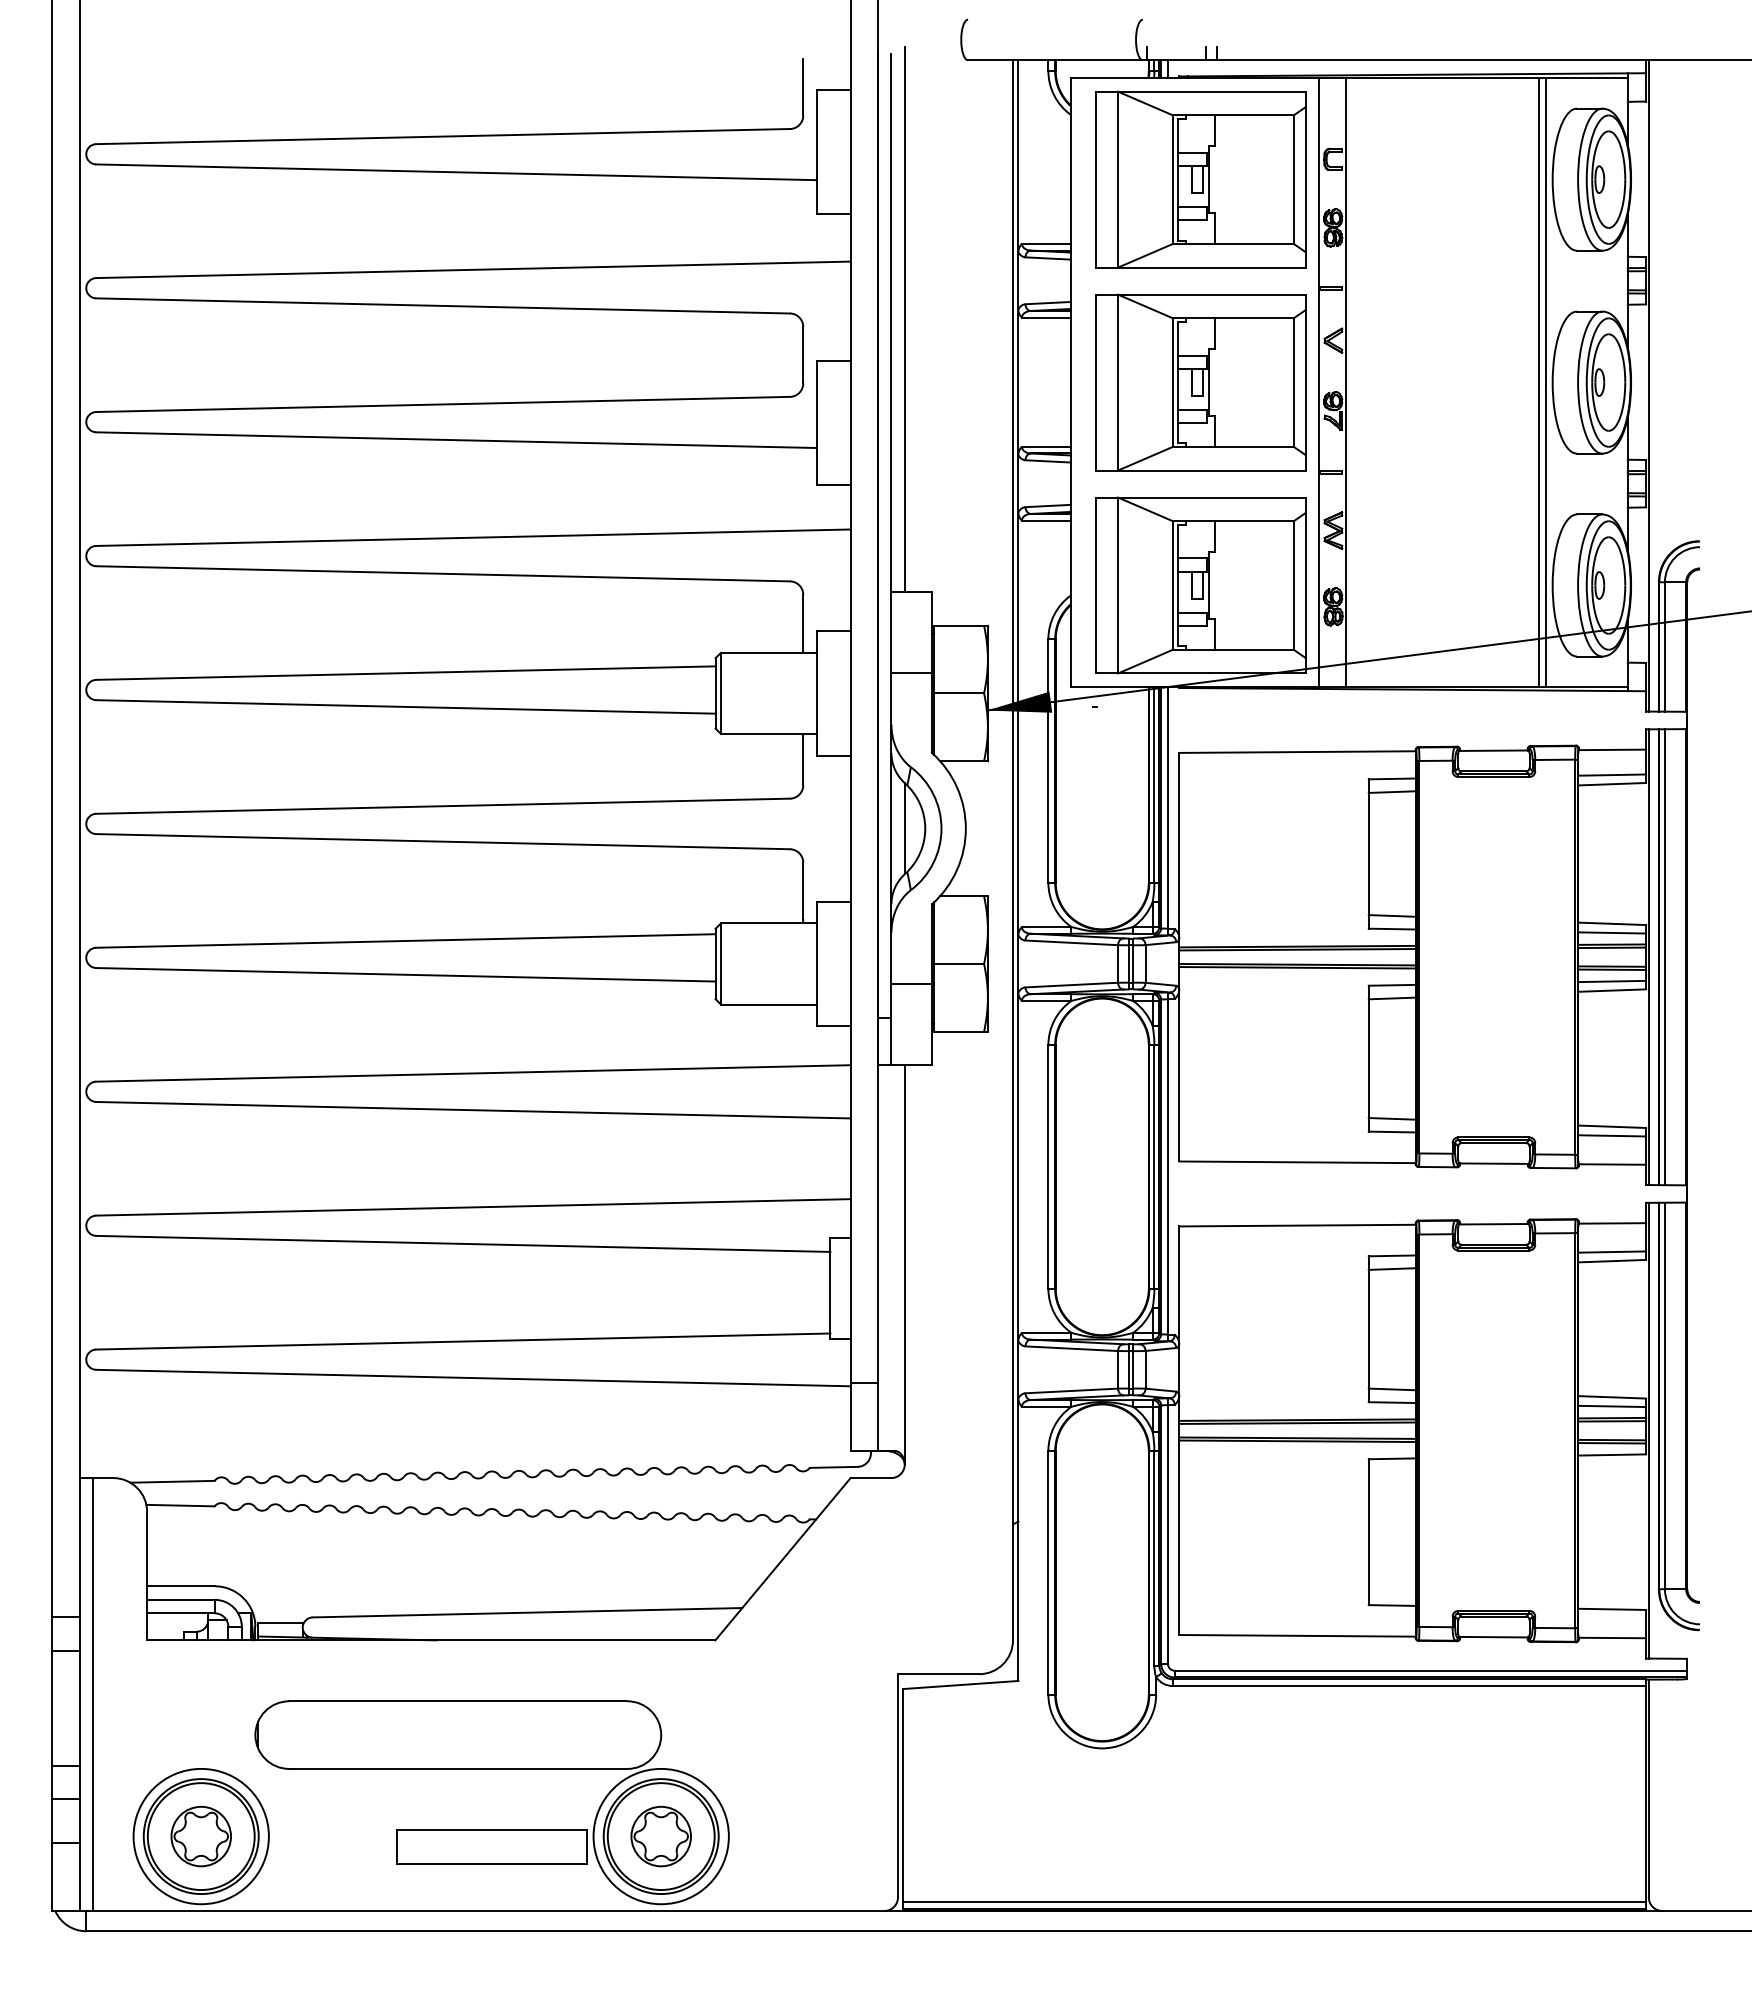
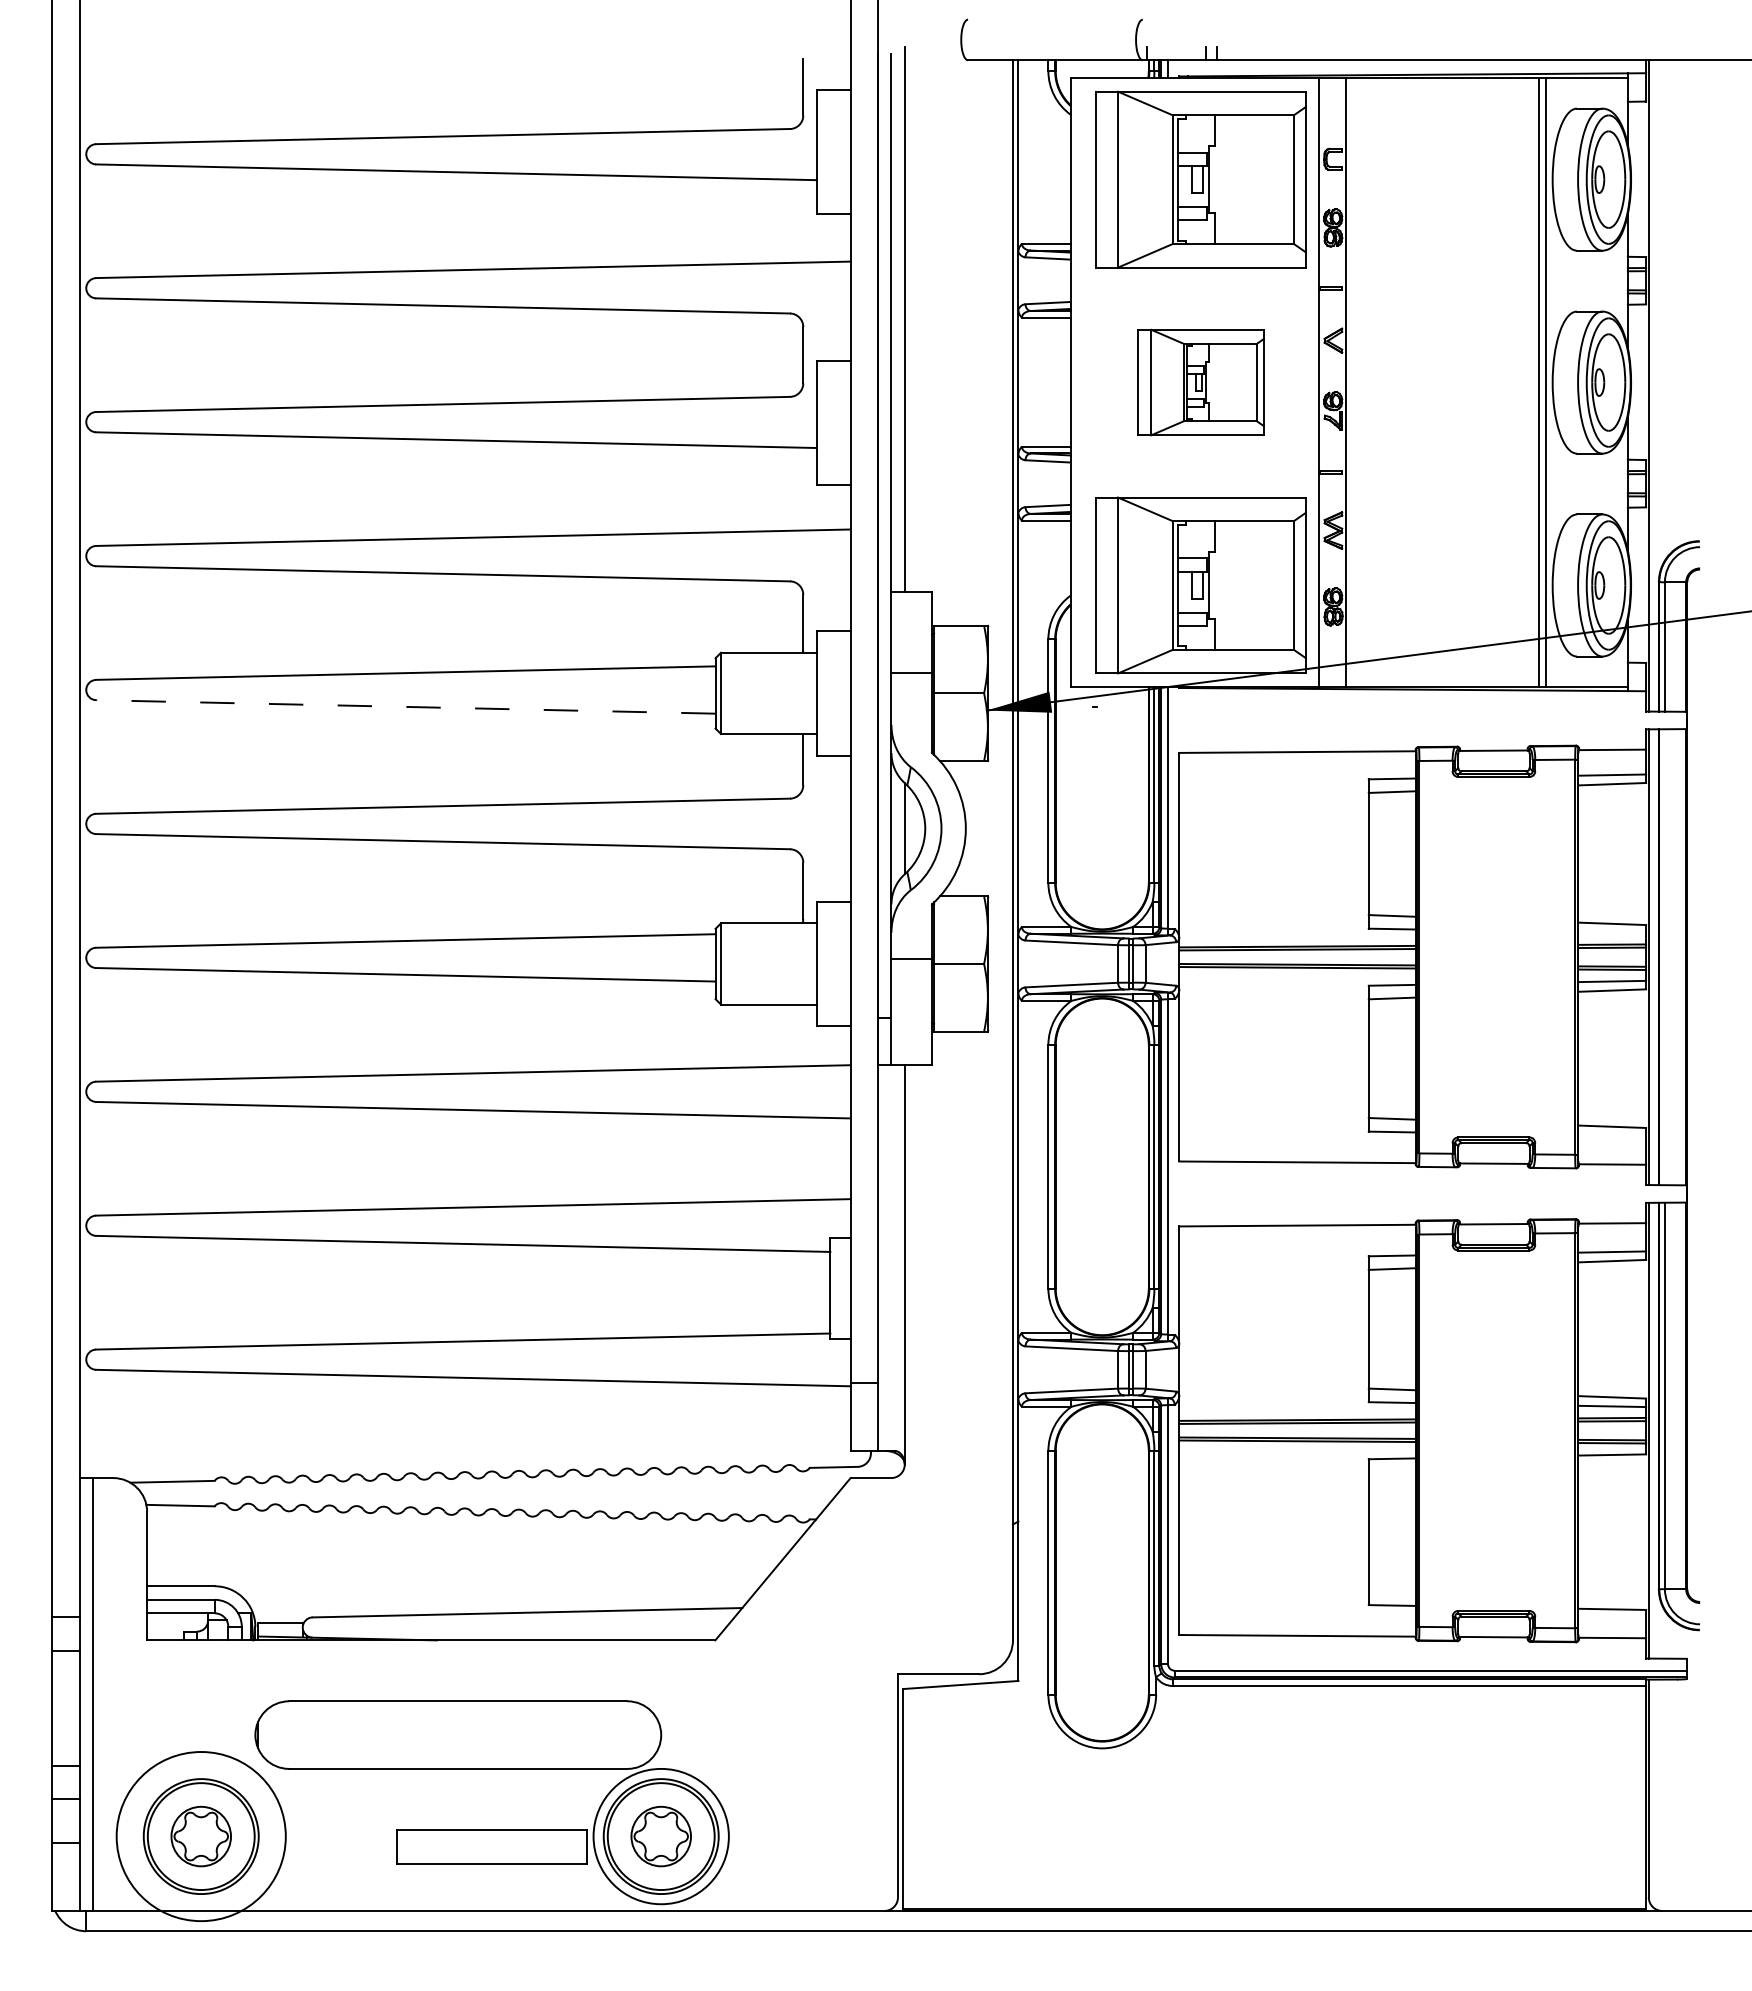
part size: 212x179 px -> 128x109 px (1200, 382)
line: solid -> dashed (405, 706)
line: present -> none (1612, 932)
line: present -> none (1664, 957)
line position: (911, 984) -> (911, 959) (911, 959)
line: present -> none (1612, 1135)
circle diameter: 135 px -> 169 px (200, 1836)
line: present -> none (1274, 1902)
